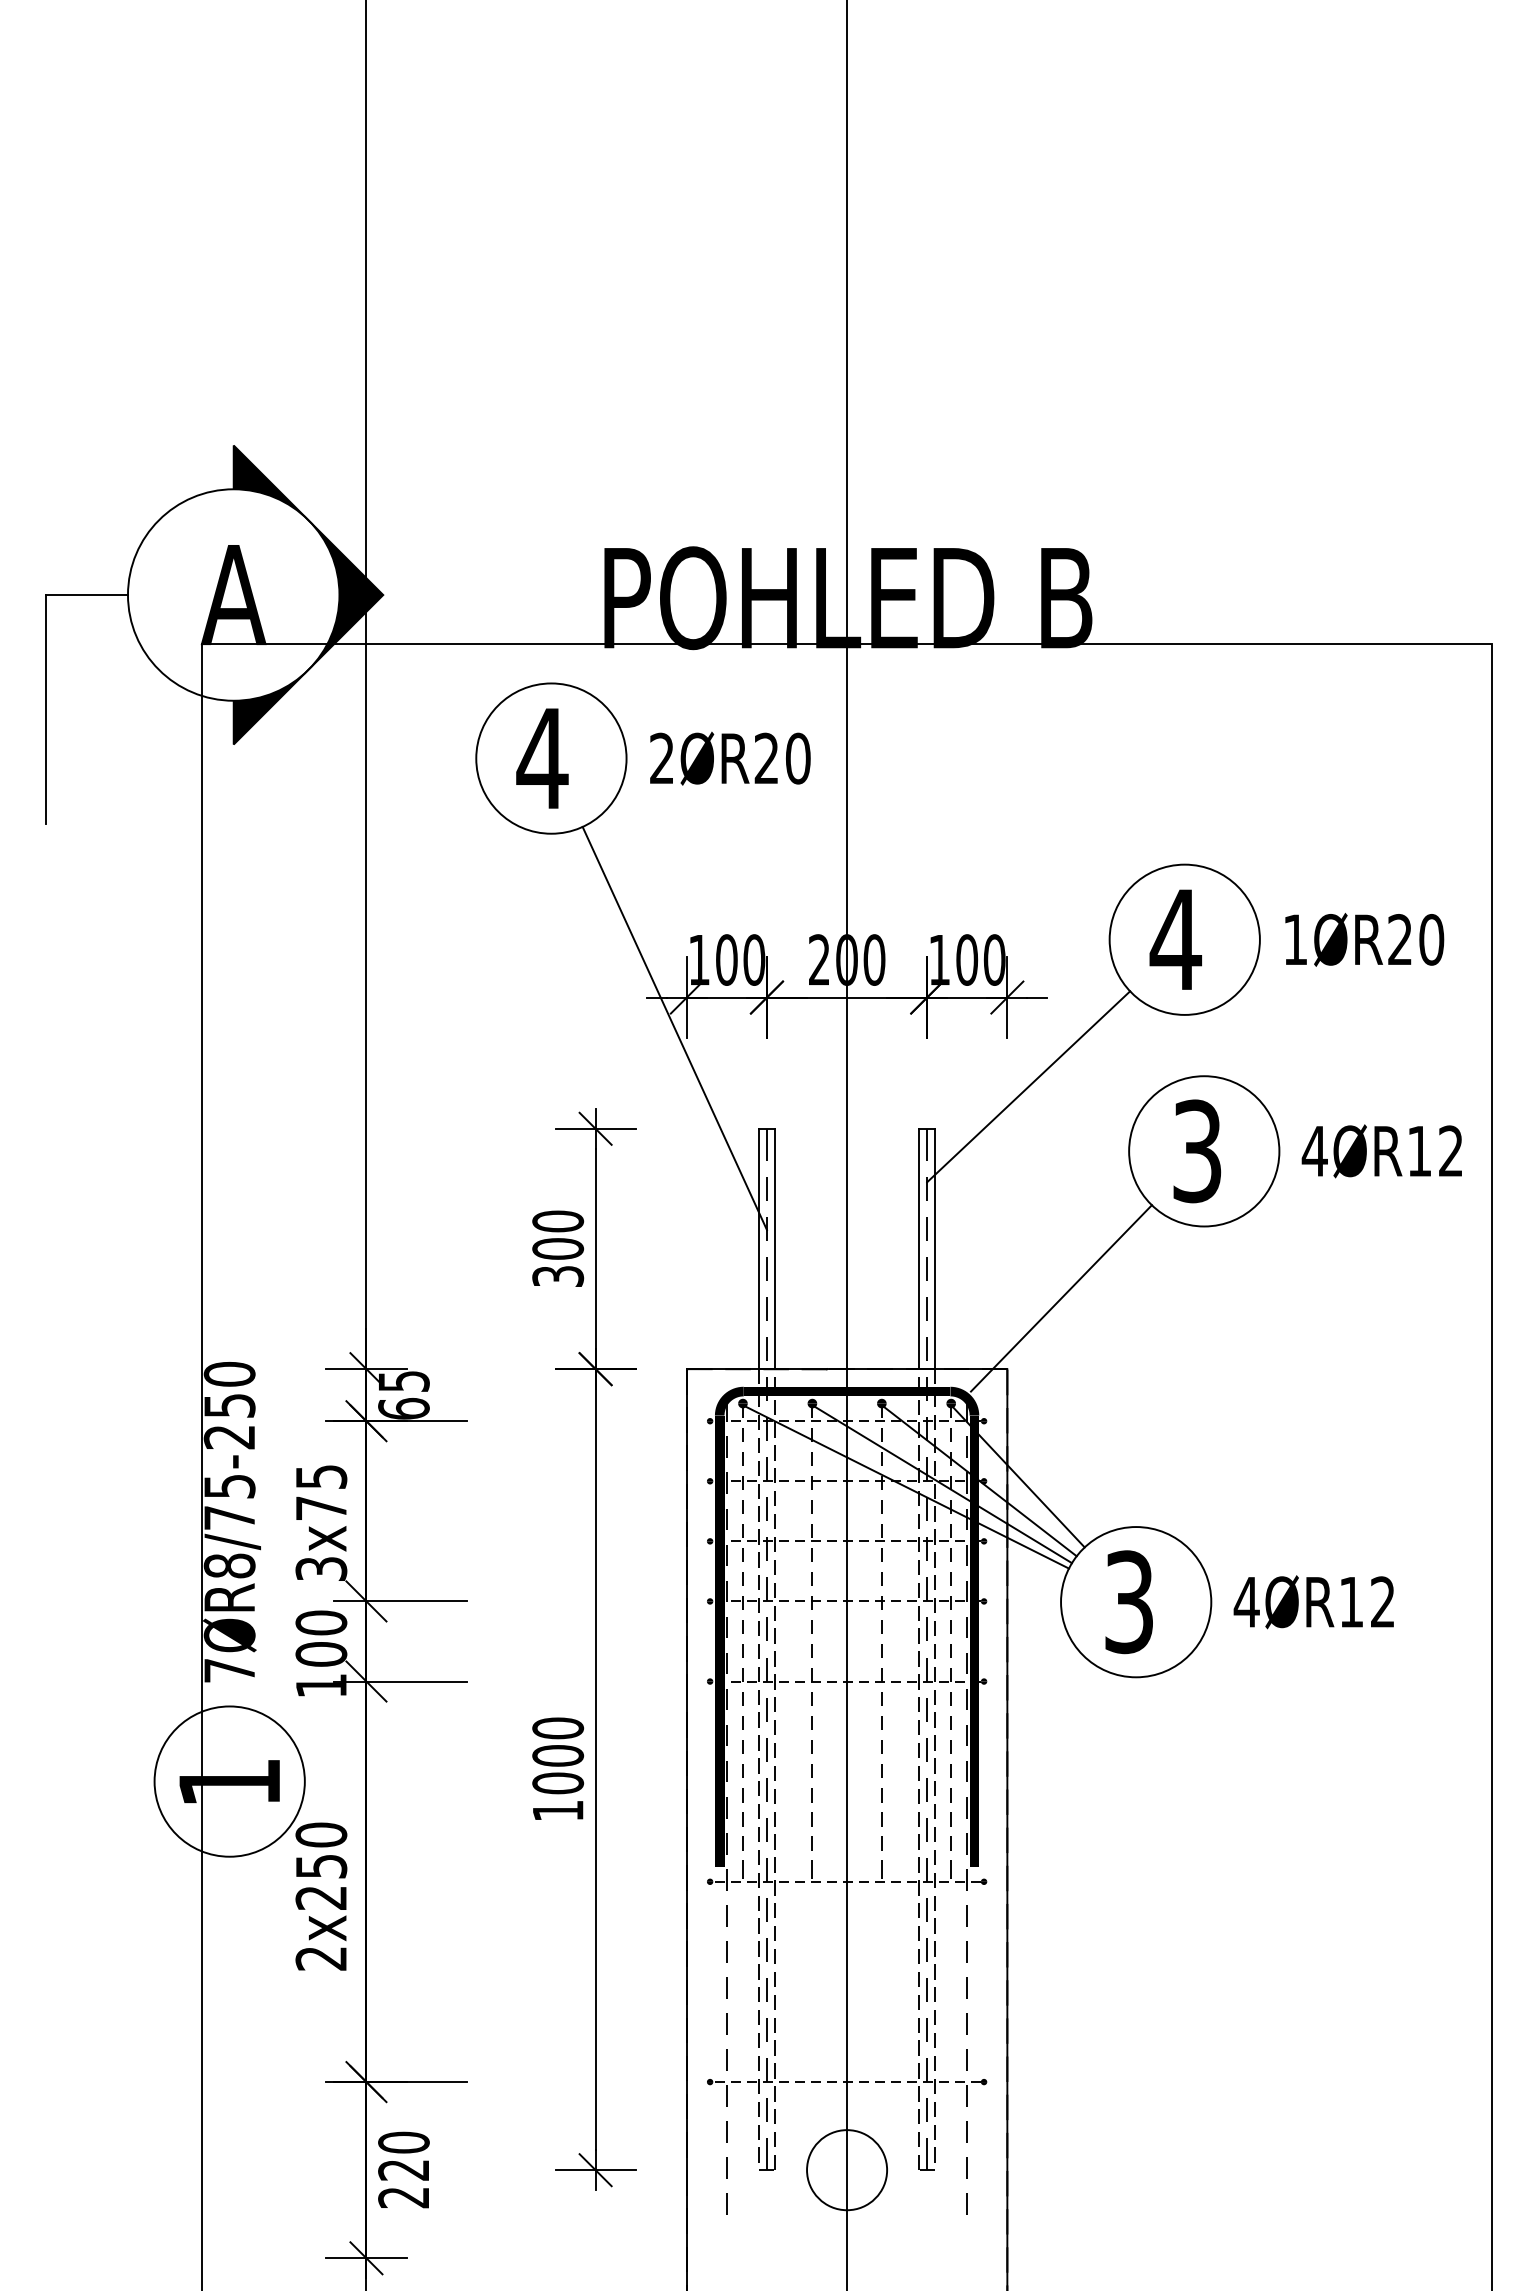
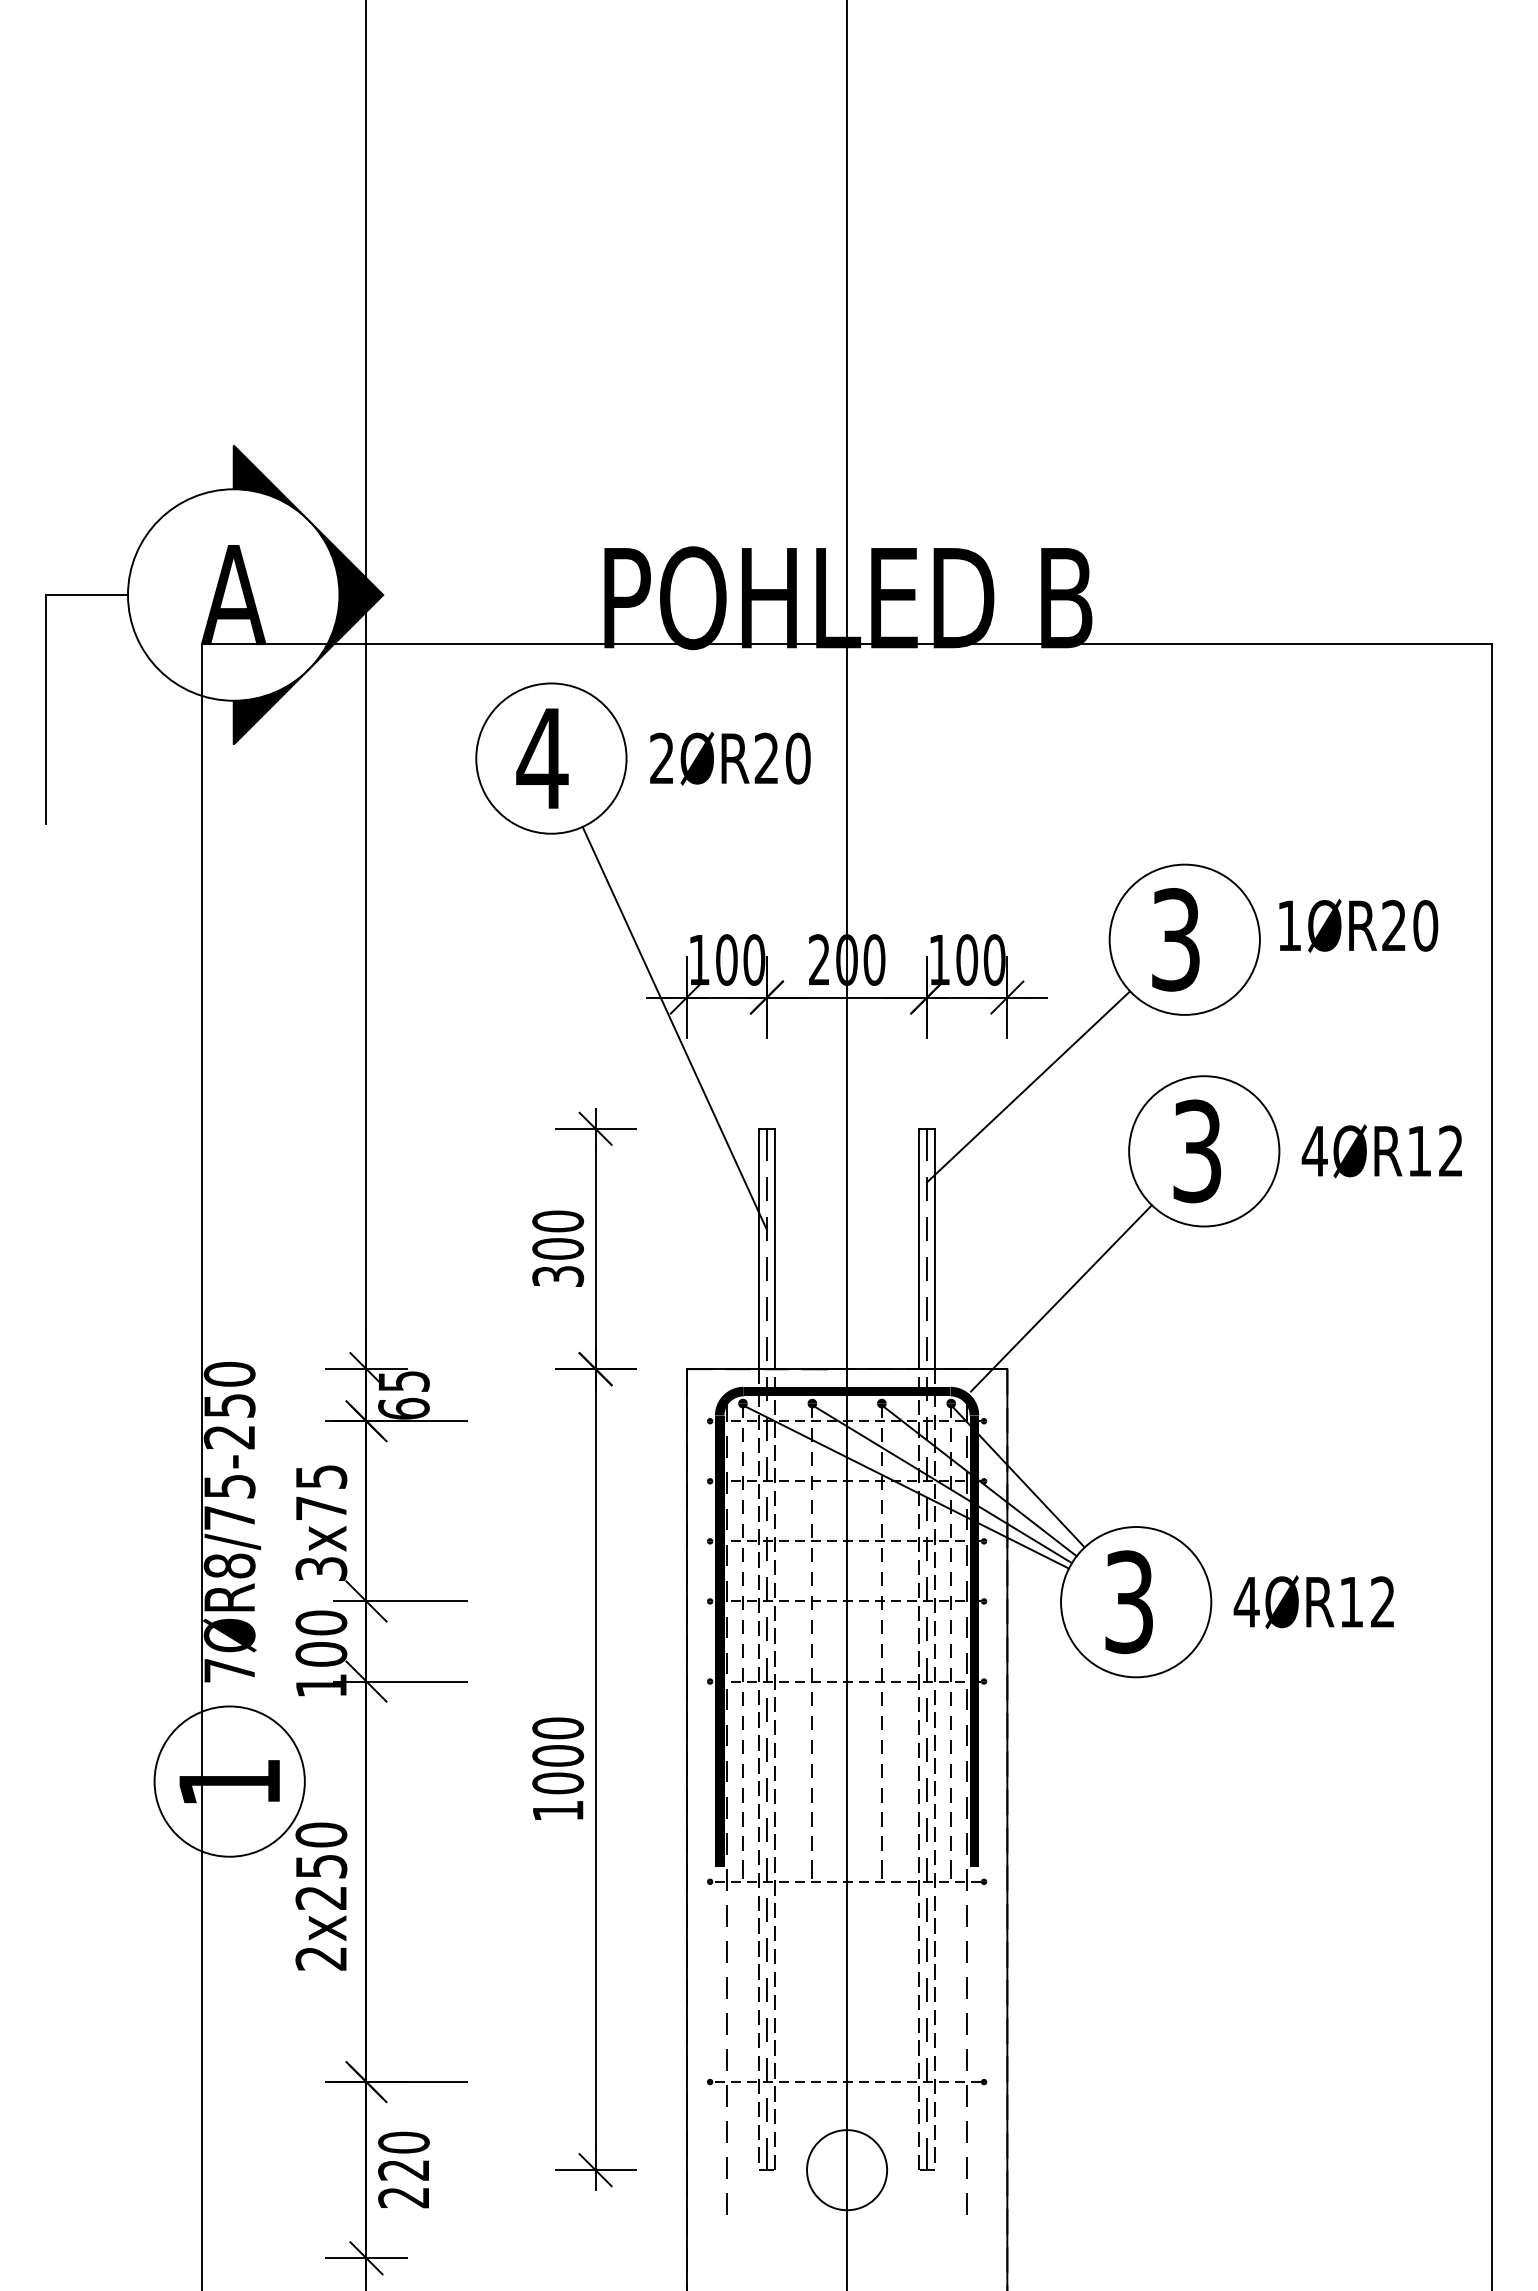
text: 4 -> 3 (1175, 939)
text position: (1364, 939) -> (1358, 925) (1358, 925)
